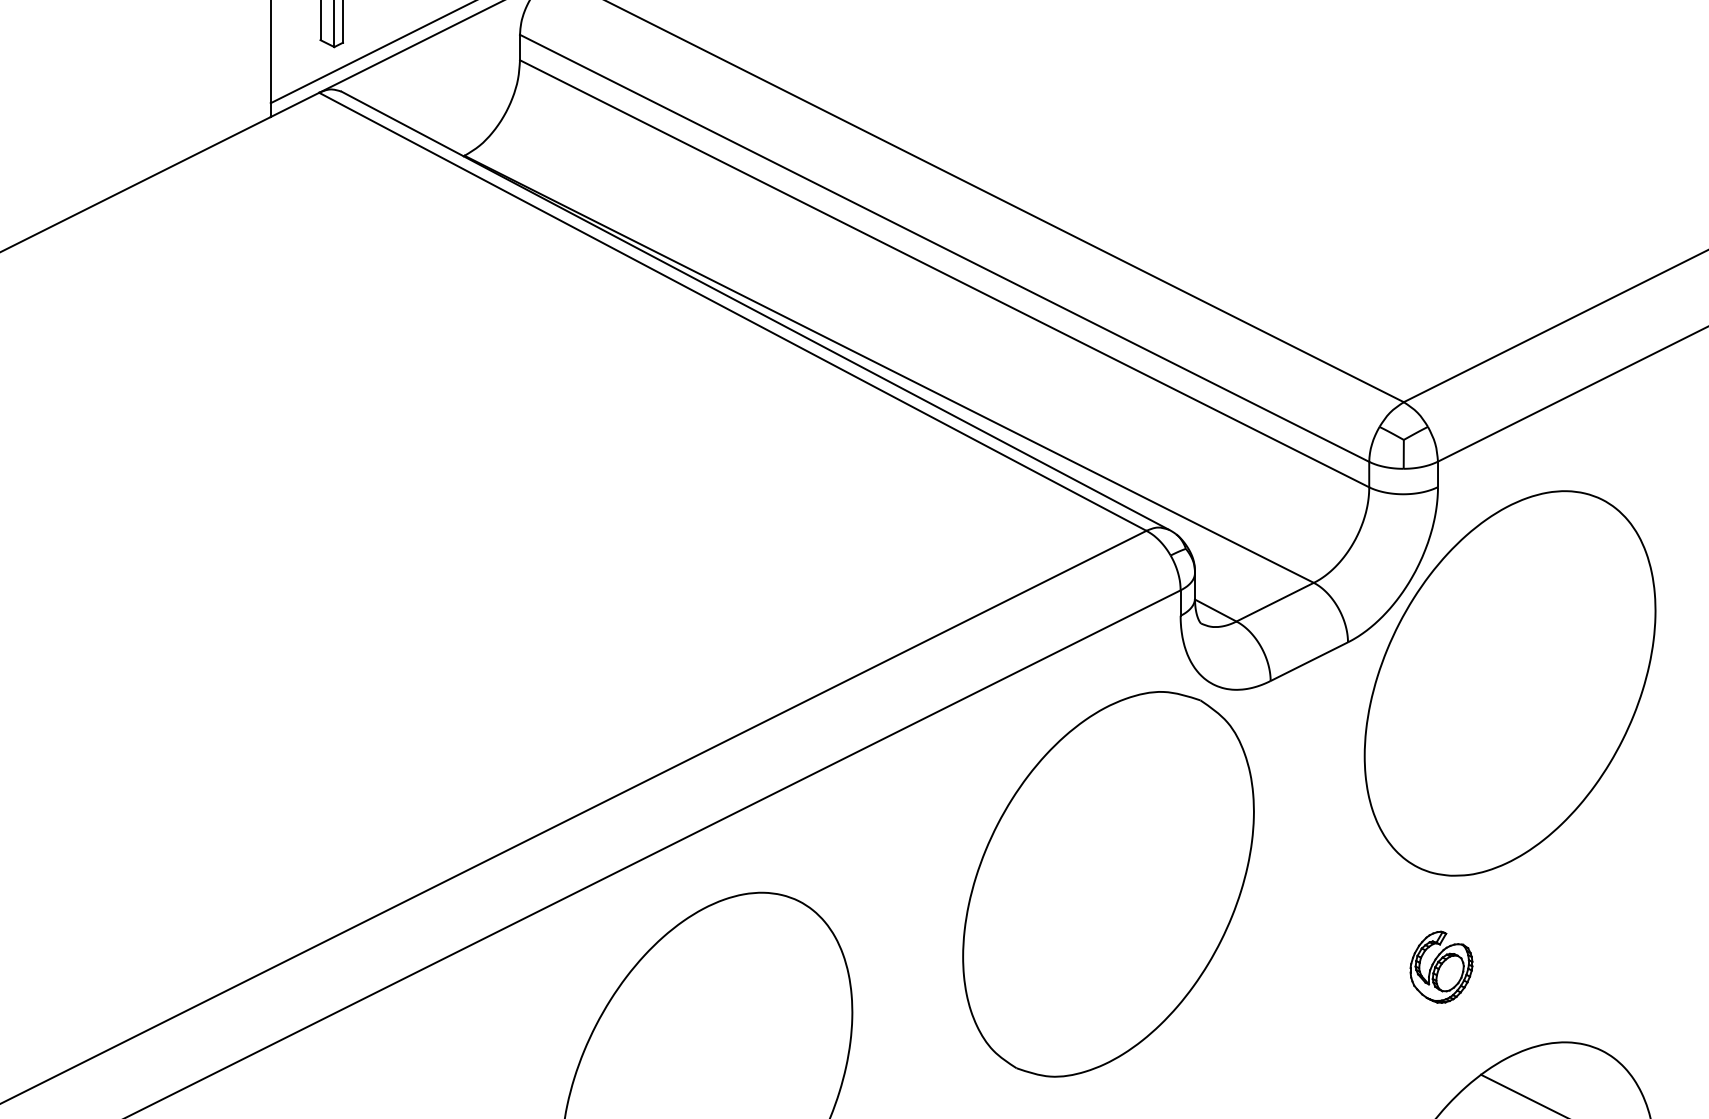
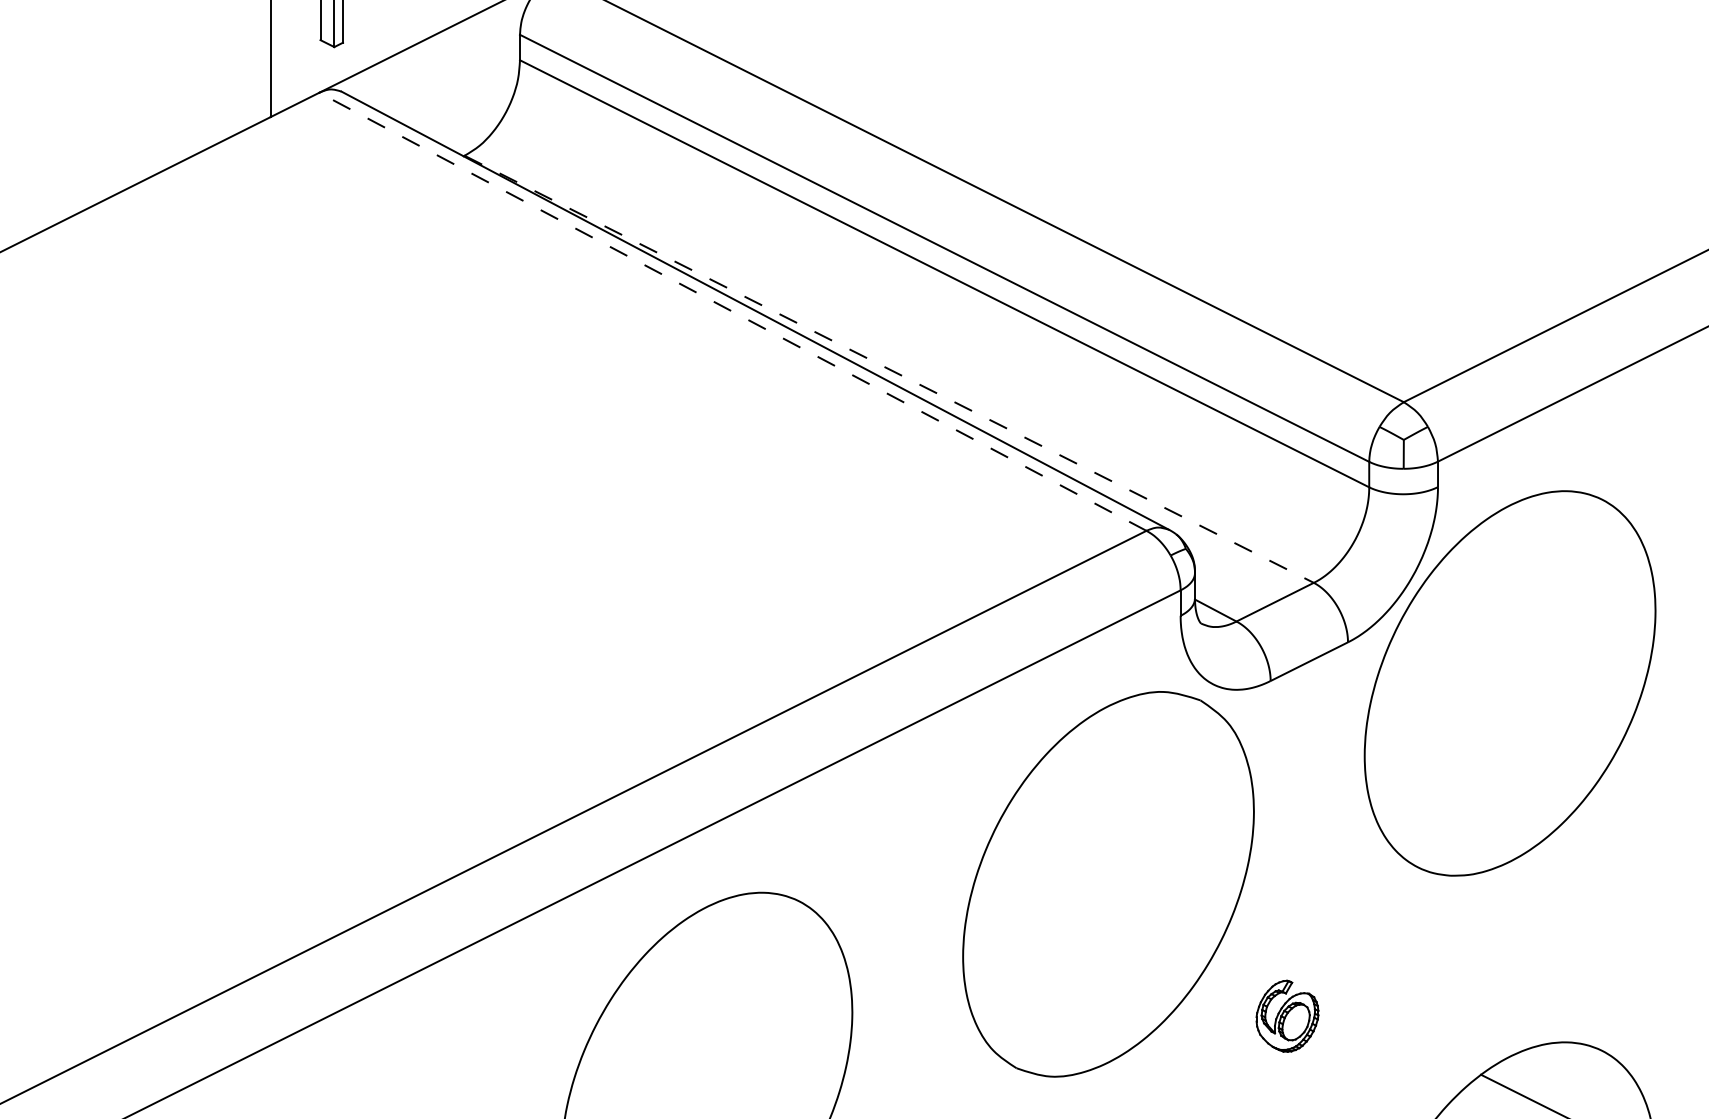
line: present -> none (371, 52)
line: solid -> dashed (732, 311)
line: solid -> dashed (889, 369)
part position: (1441, 966) -> (1287, 1015) (1287, 1015)
